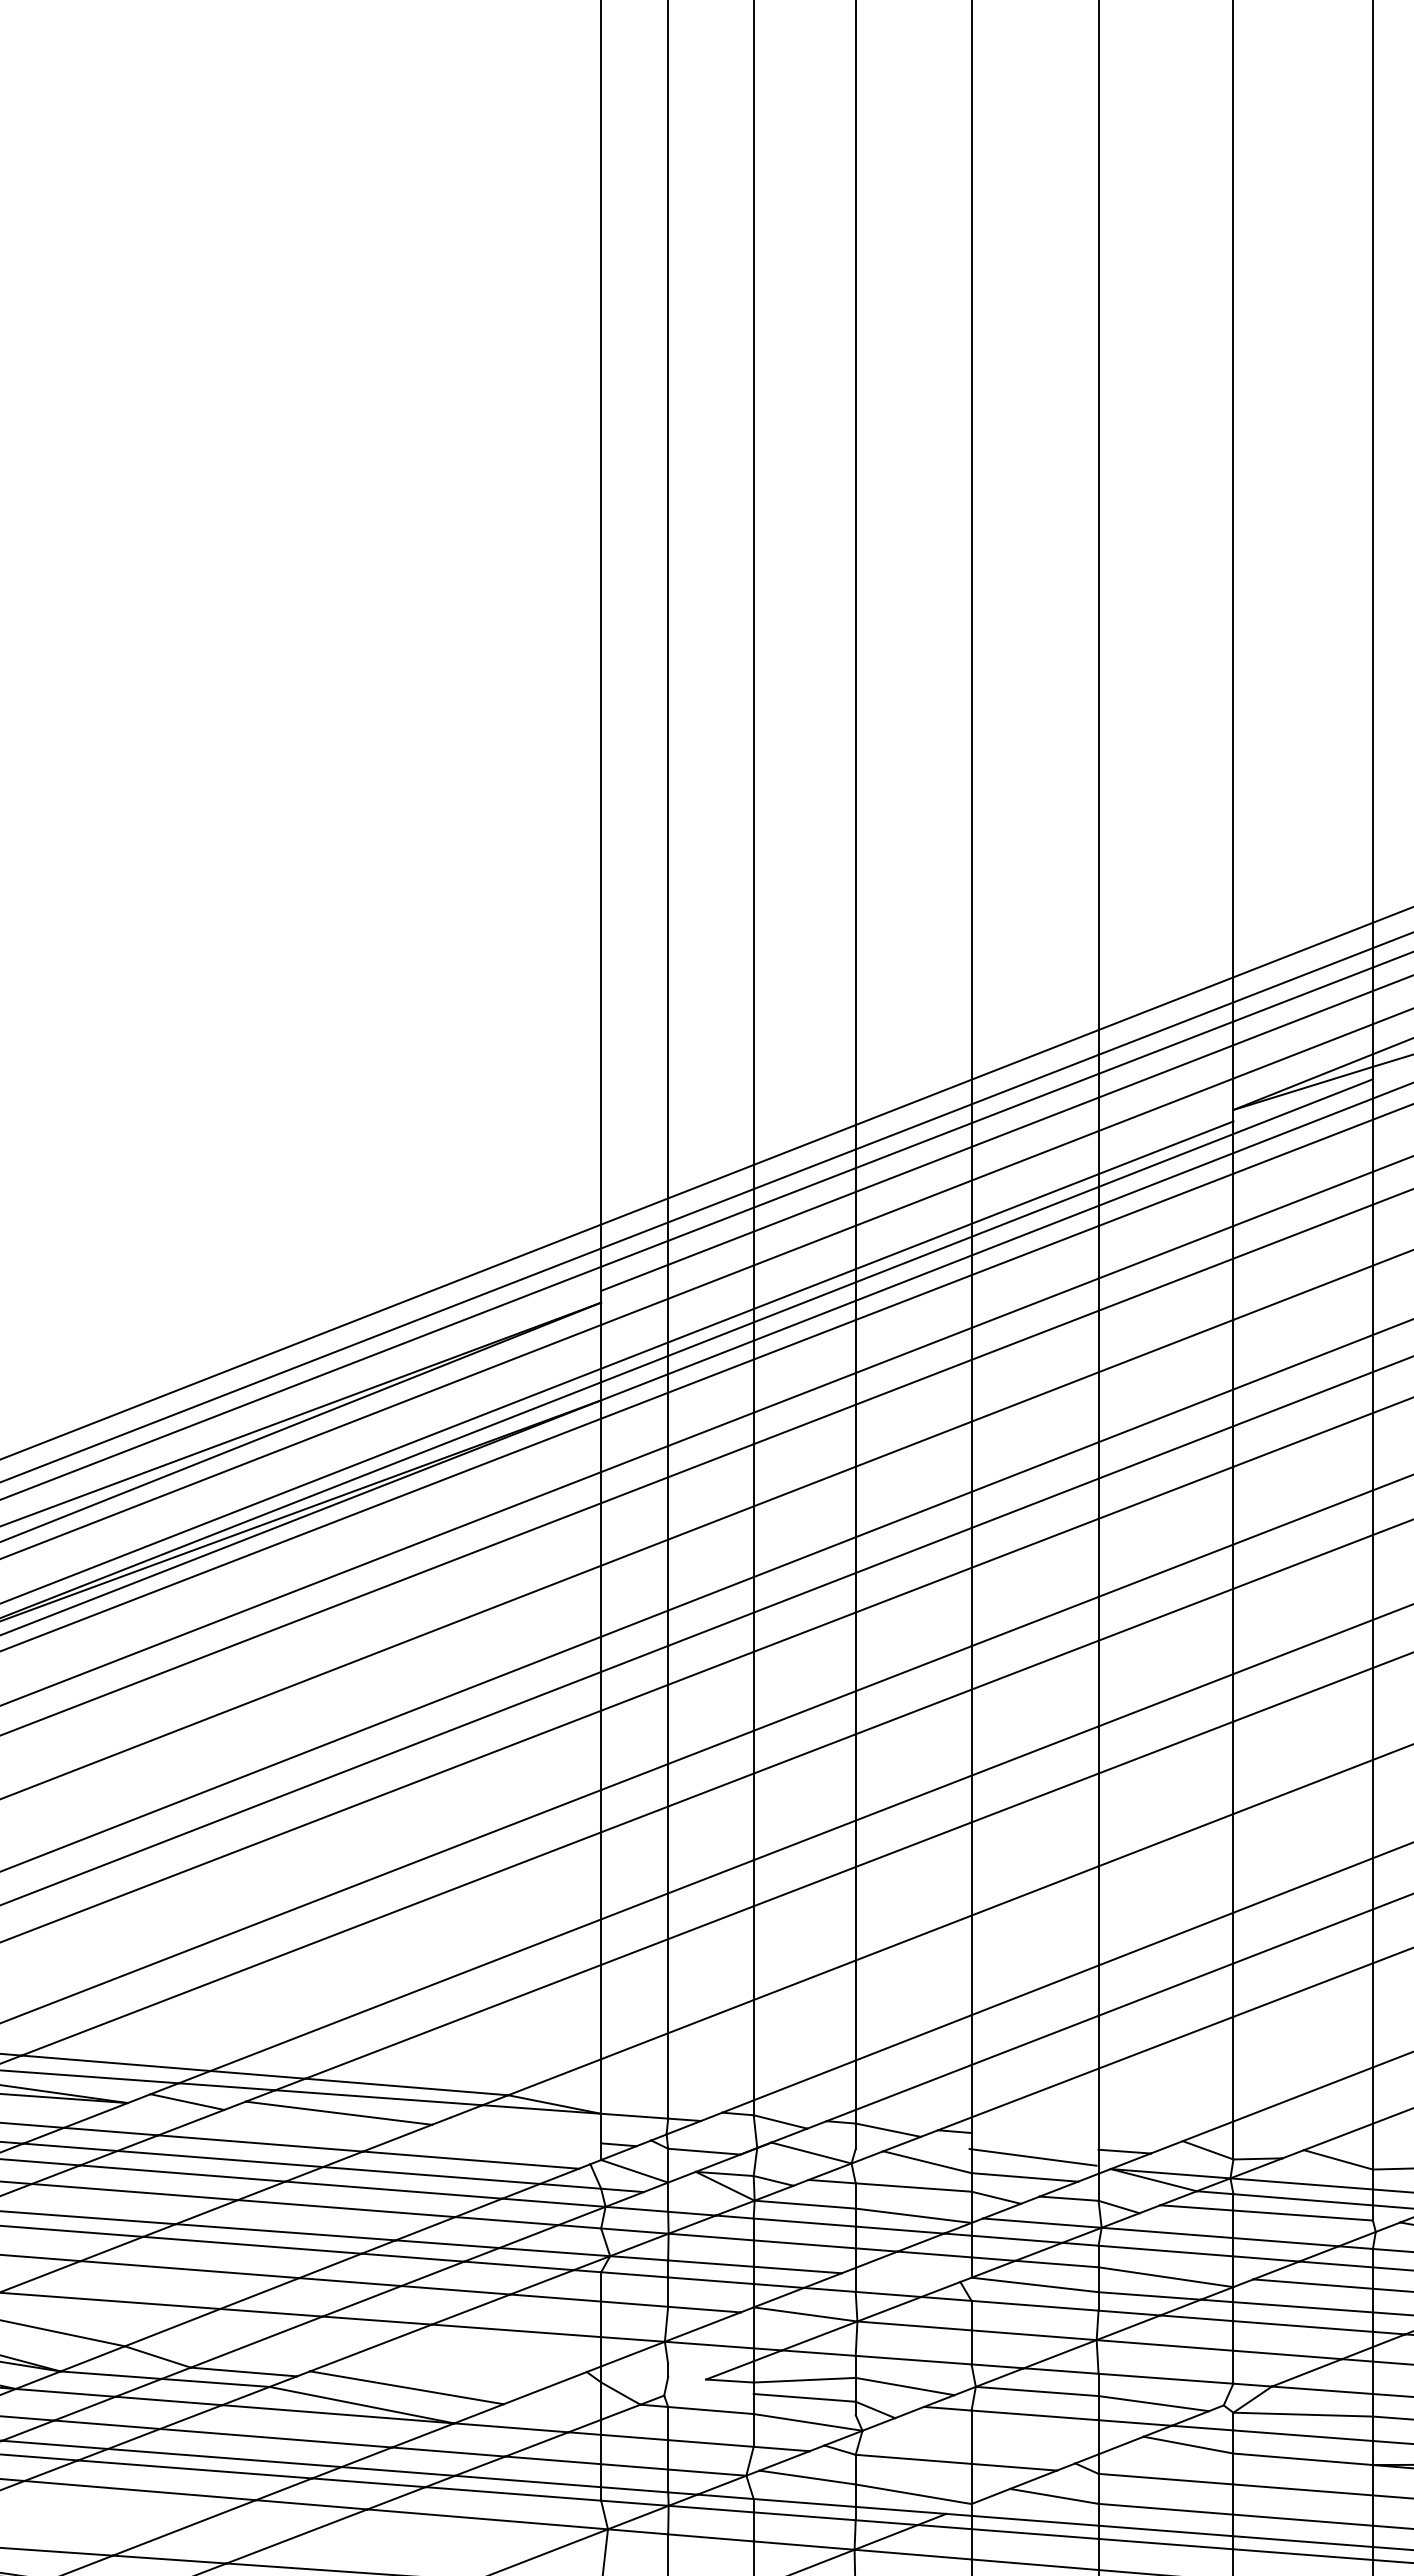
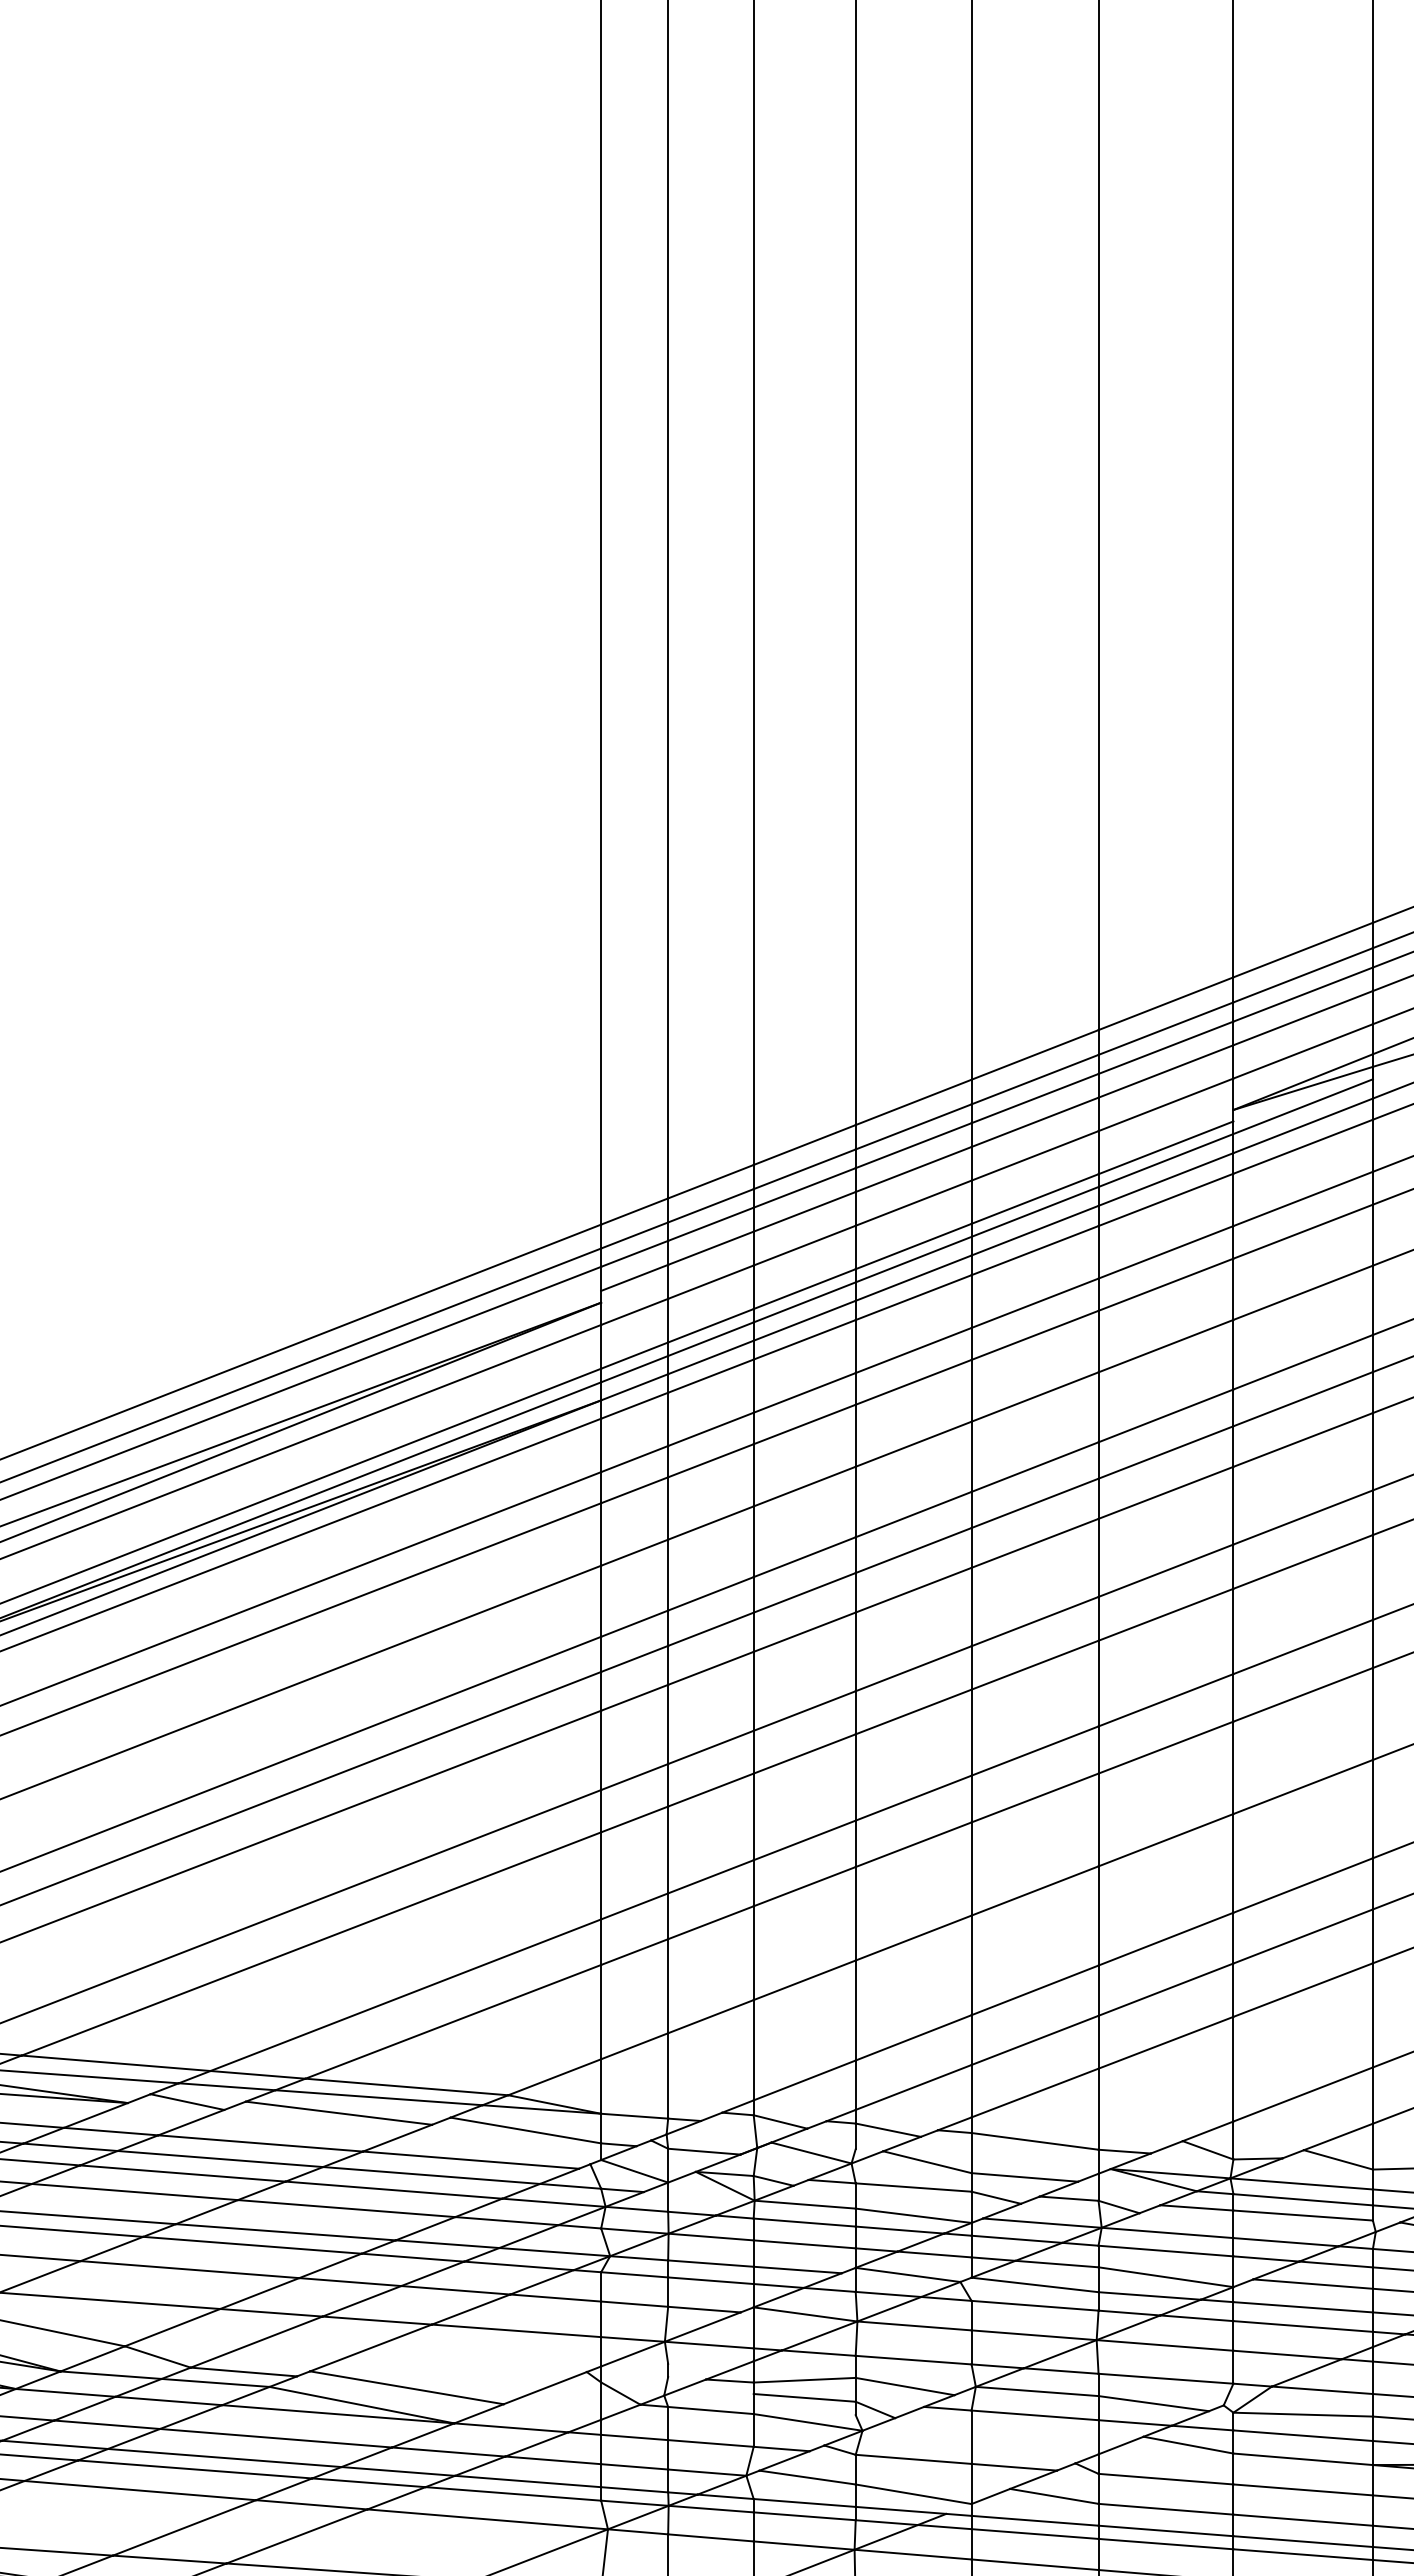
line: none -> present (525, 2130)
line position: (1032, 2157) -> (1034, 2141) (1034, 2141)
line: none -> present (907, 2274)
line: none -> present (685, 2387)
